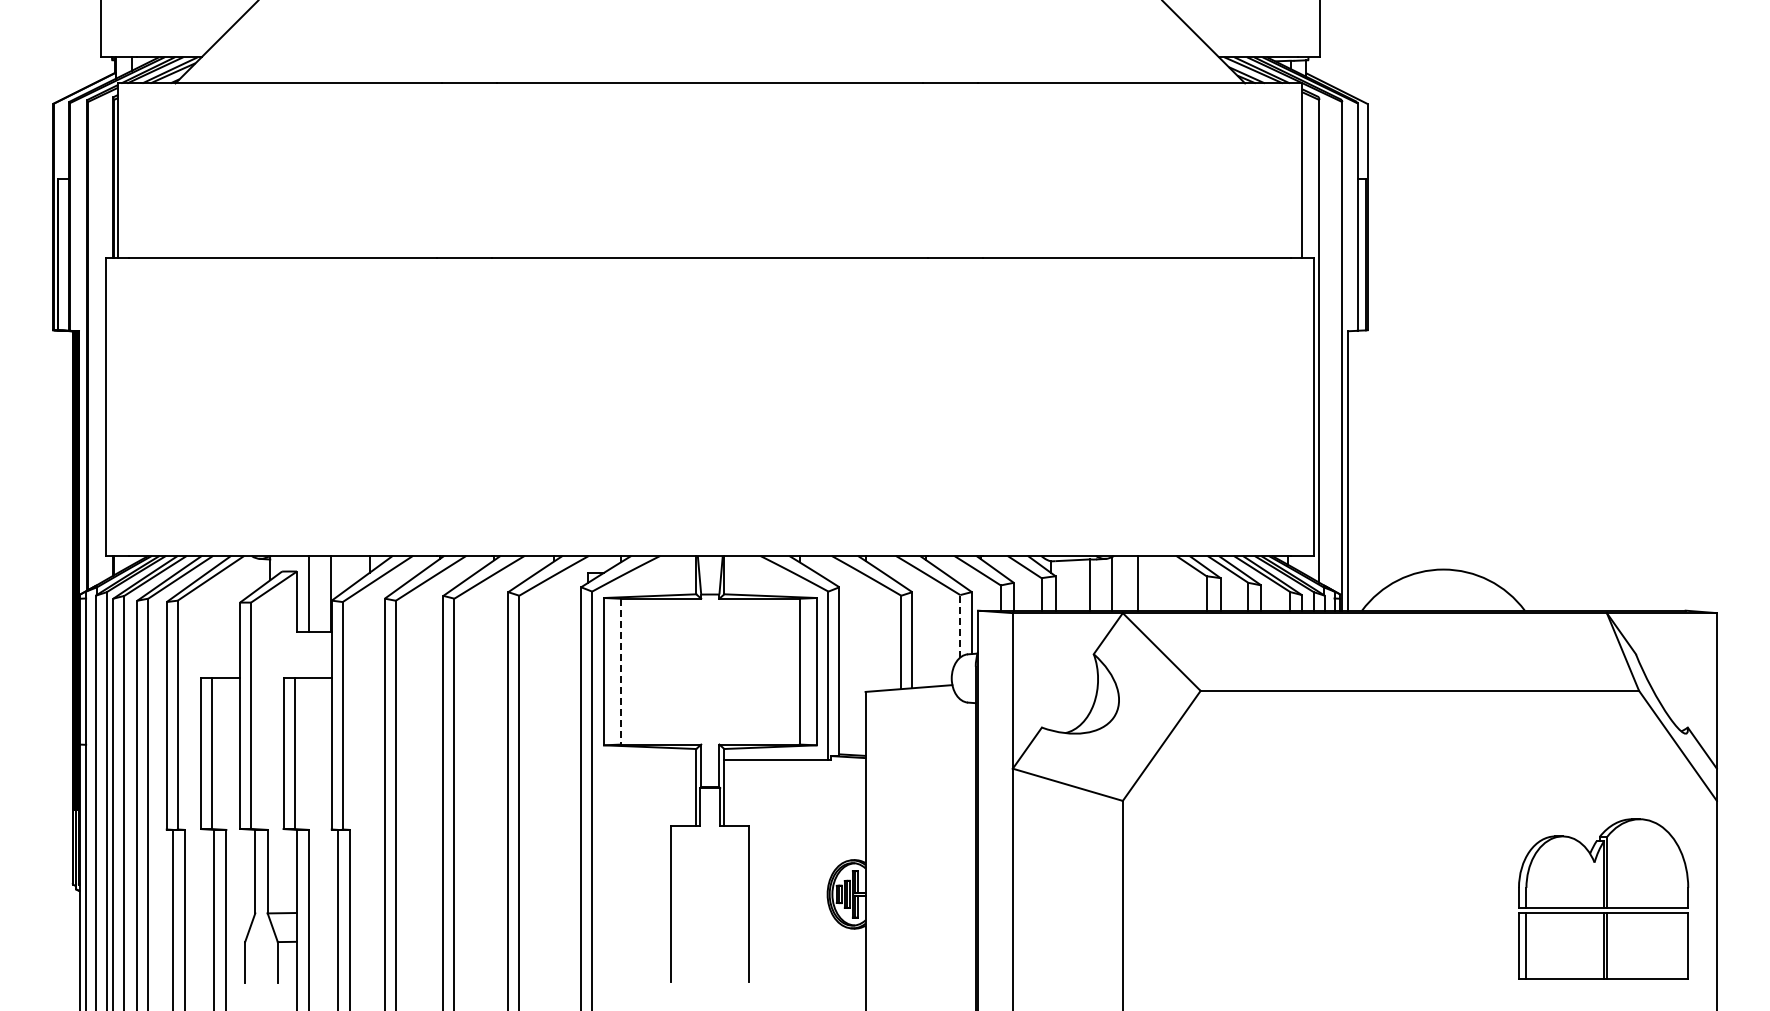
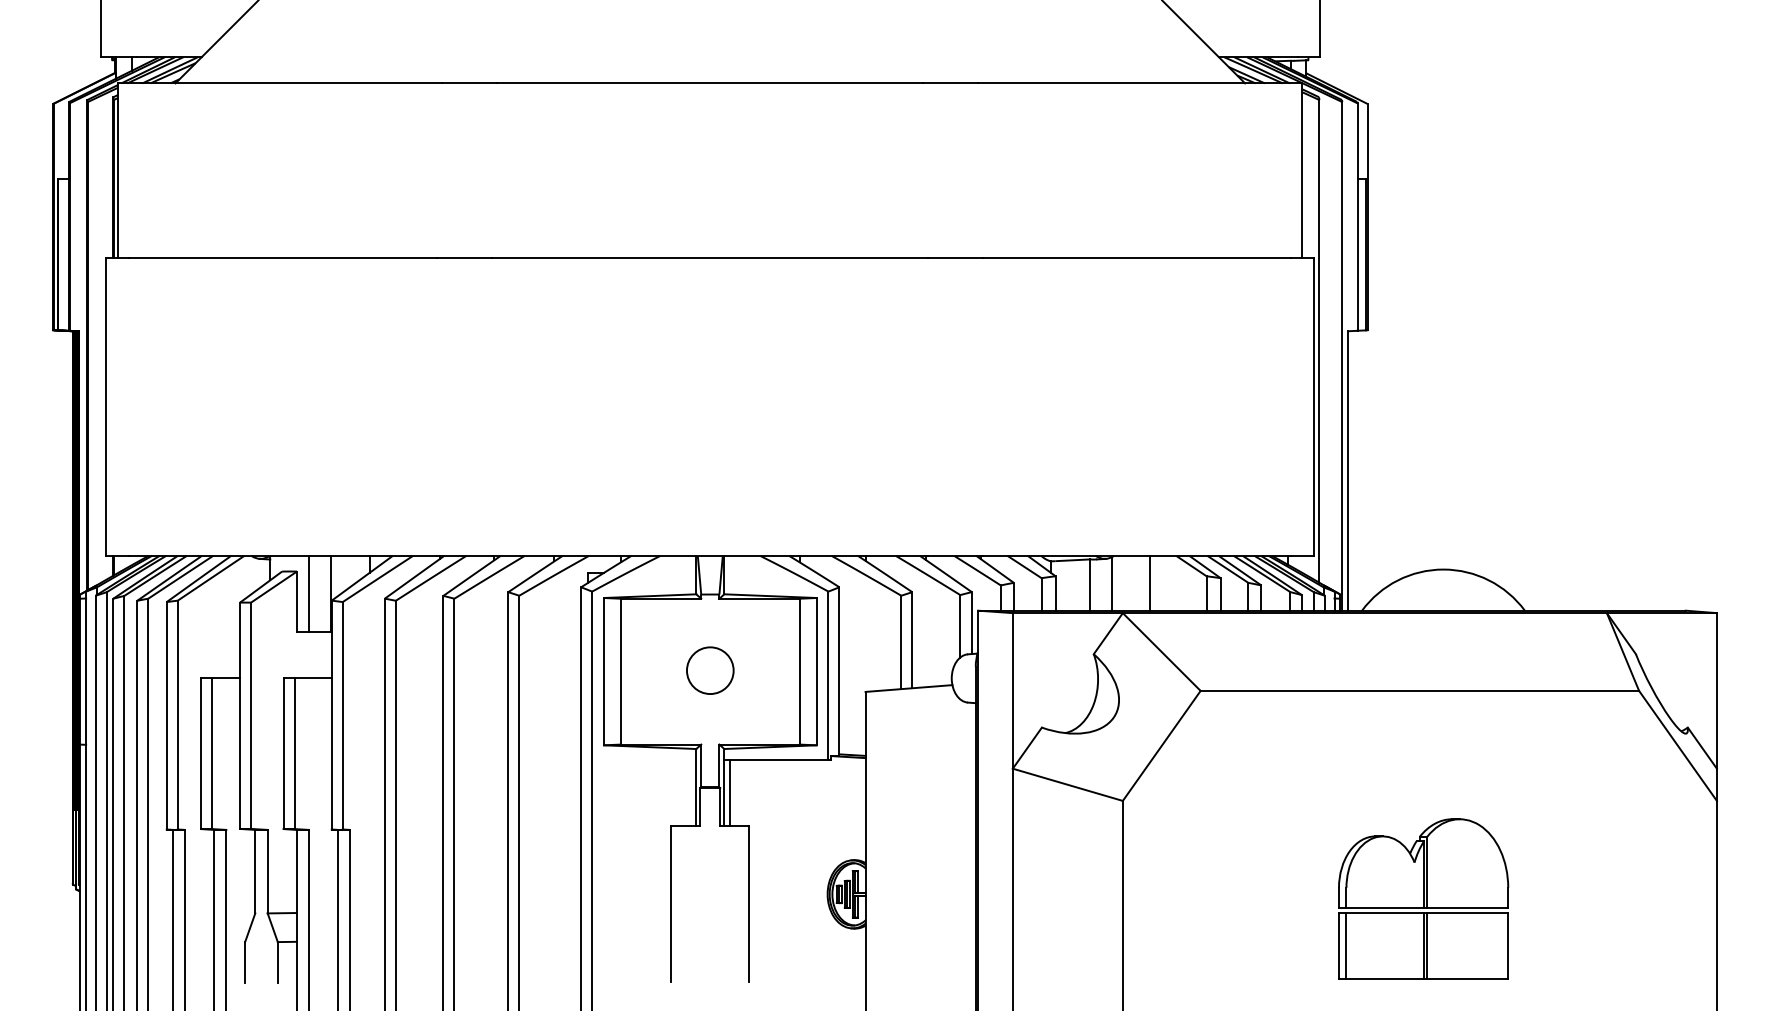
line position: (1138, 582) -> (1150, 582) (1150, 582)
line: dashed -> solid (960, 625)
circle: none -> present (710, 670)
line: dashed -> solid (620, 671)
line: none -> present (729, 793)
part position: (1603, 898) -> (1423, 898) (1423, 898)
